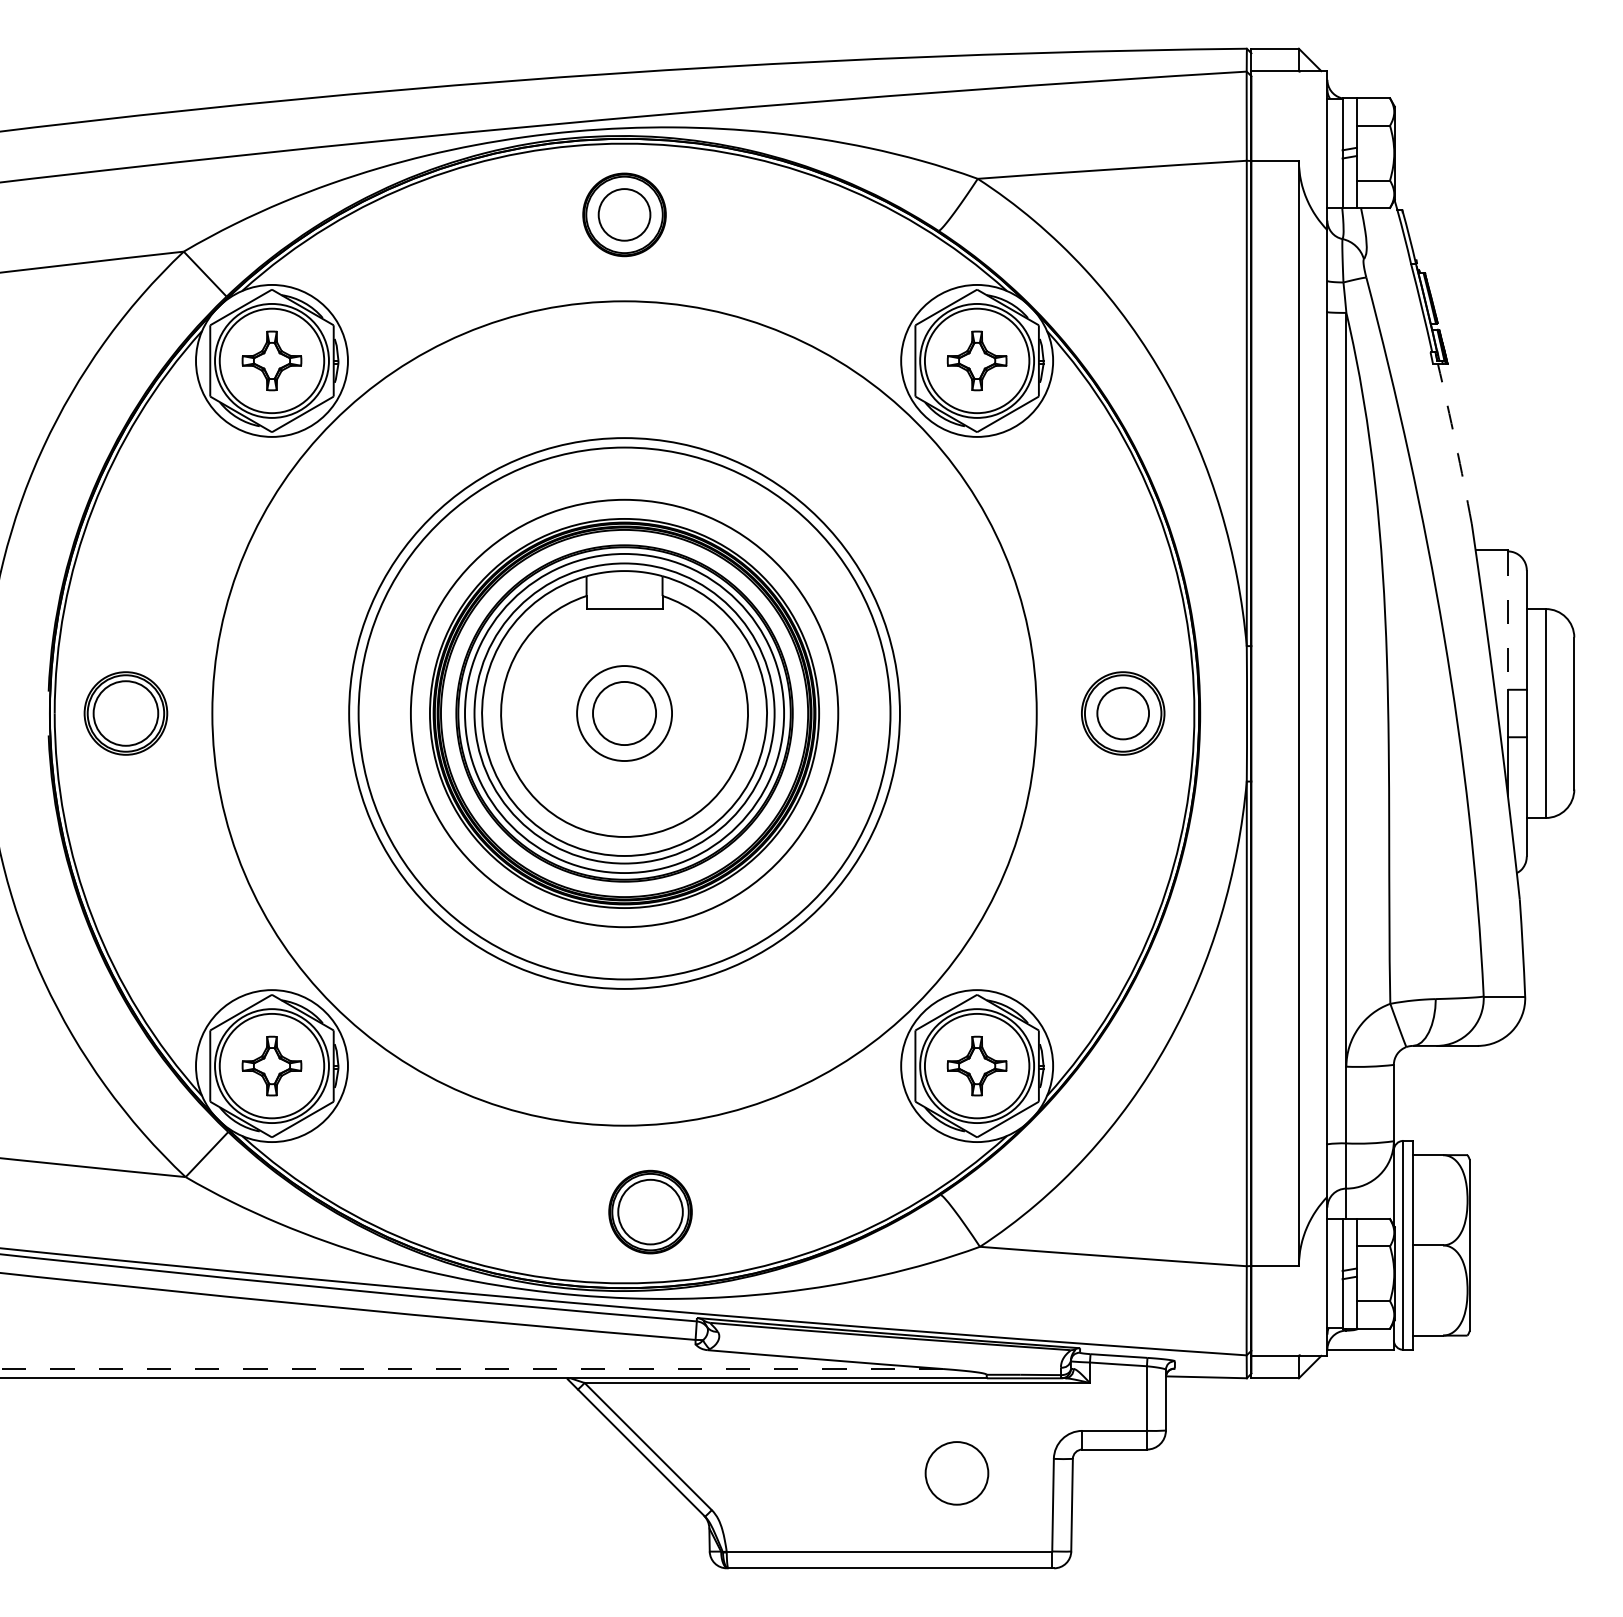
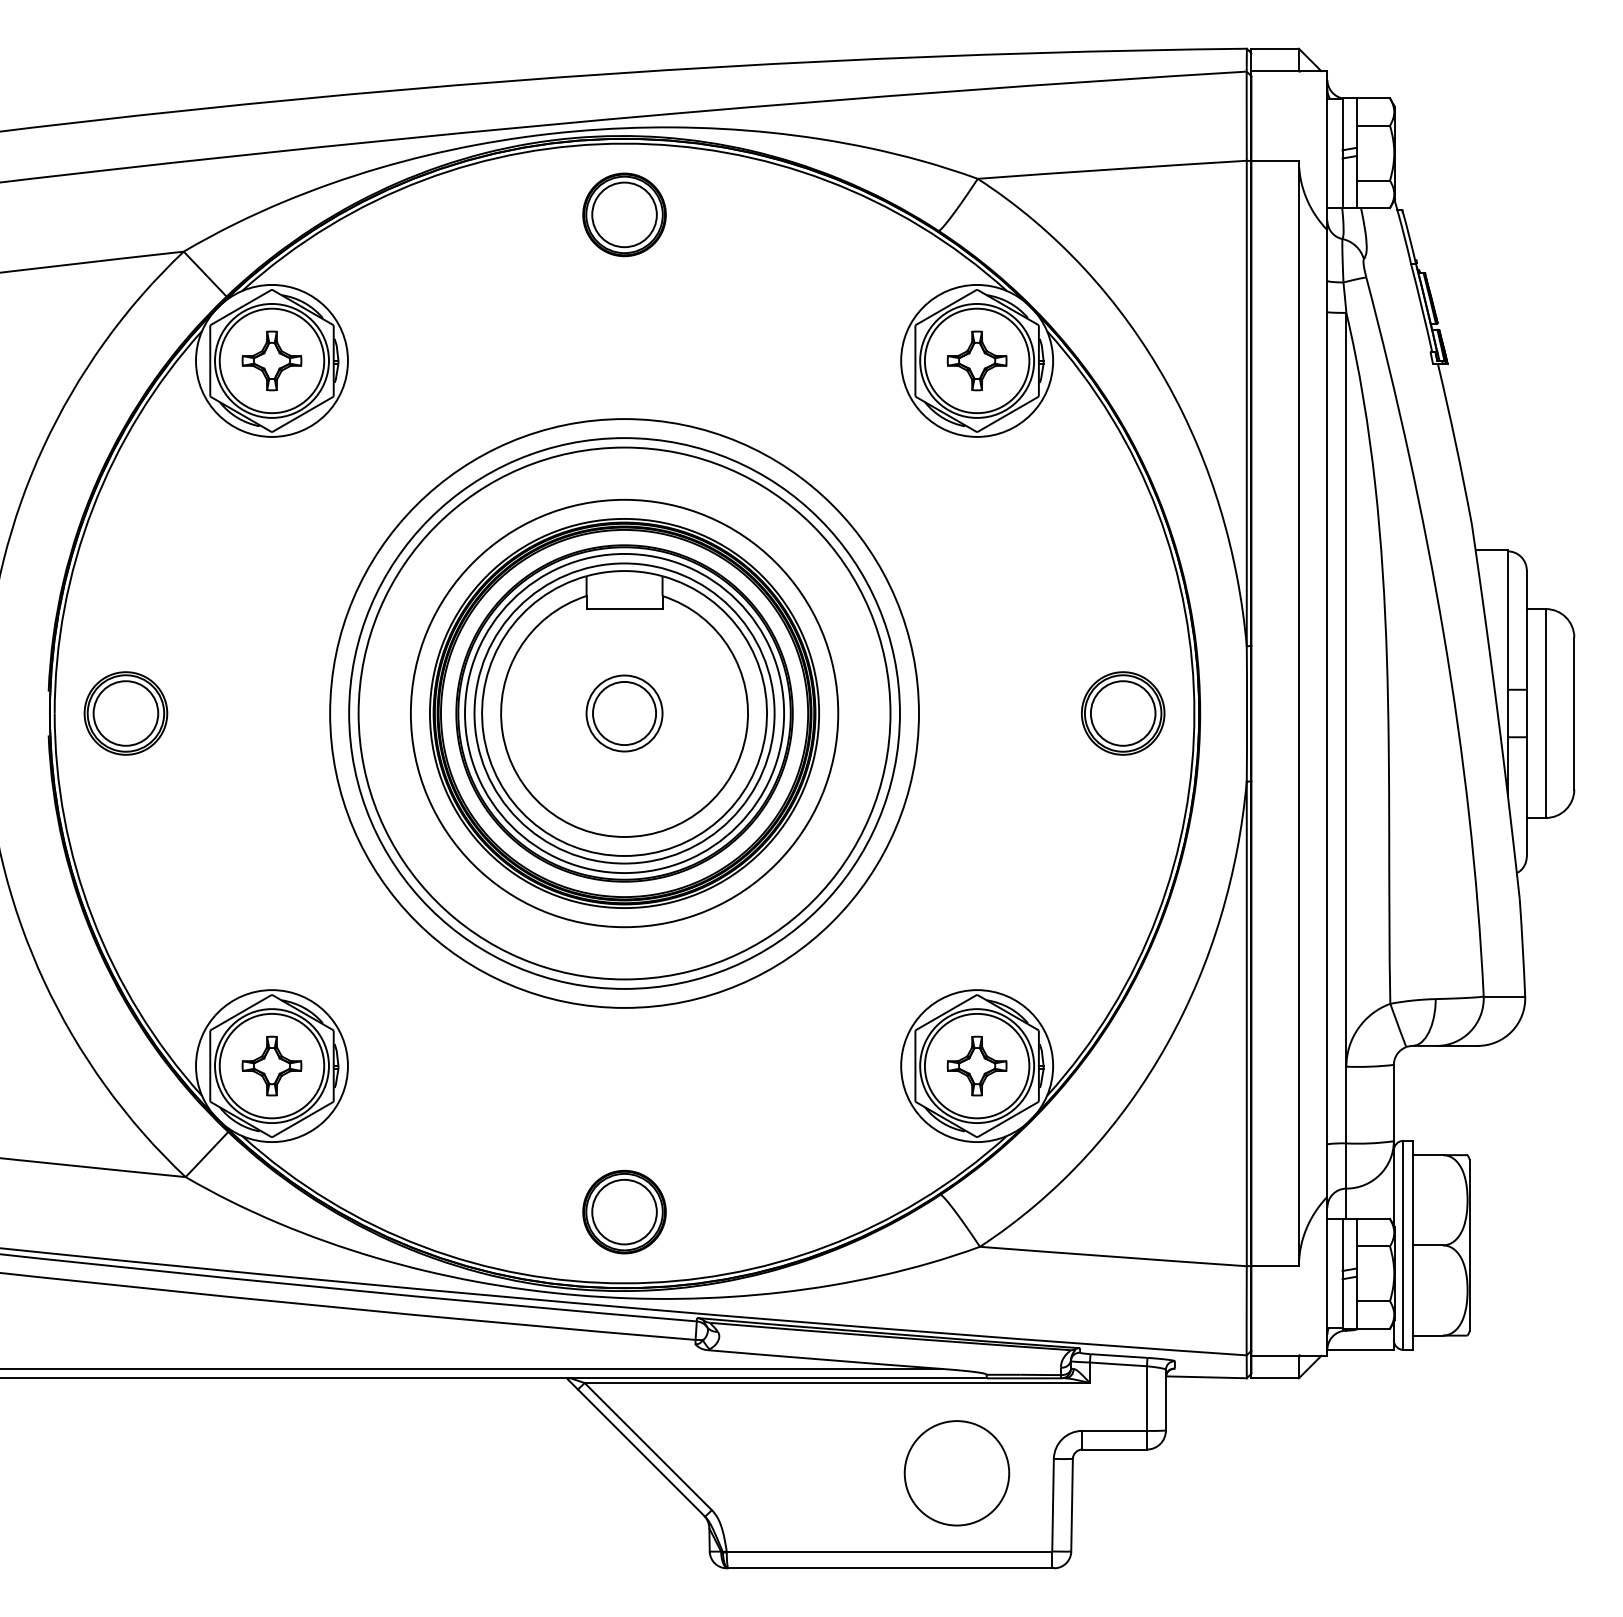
circle diameter: 52 px -> 65 px (624, 214)
arc: dashed -> solid (1455, 443)
line: dashed -> solid (1507, 621)
circle diameter: 824 px -> 589 px (624, 713)
circle diameter: 95 px -> 76 px (624, 713)
circle diameter: 52 px -> 65 px (1122, 713)
part position: (650, 1211) -> (624, 1211) (624, 1211)
line: dashed -> solid (471, 1369)
circle size: 66x65 px -> 108x107 px (956, 1473)
